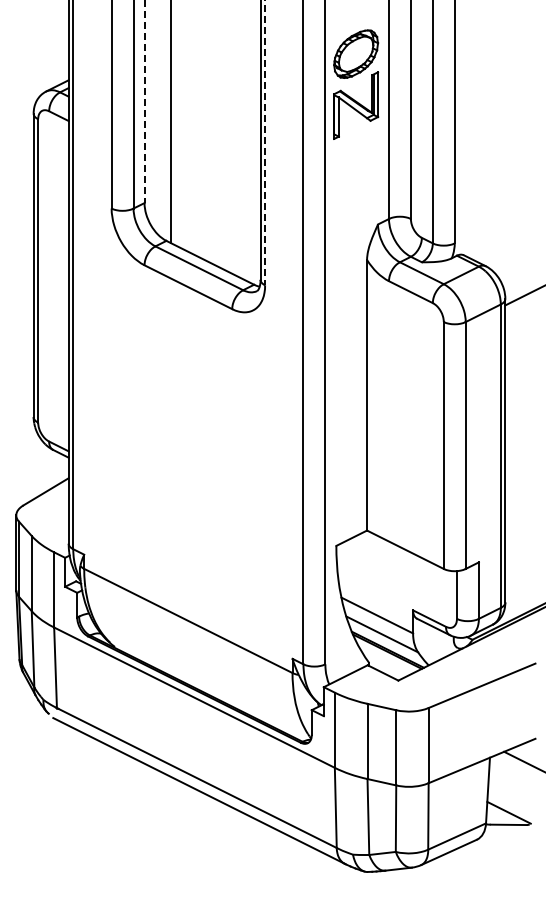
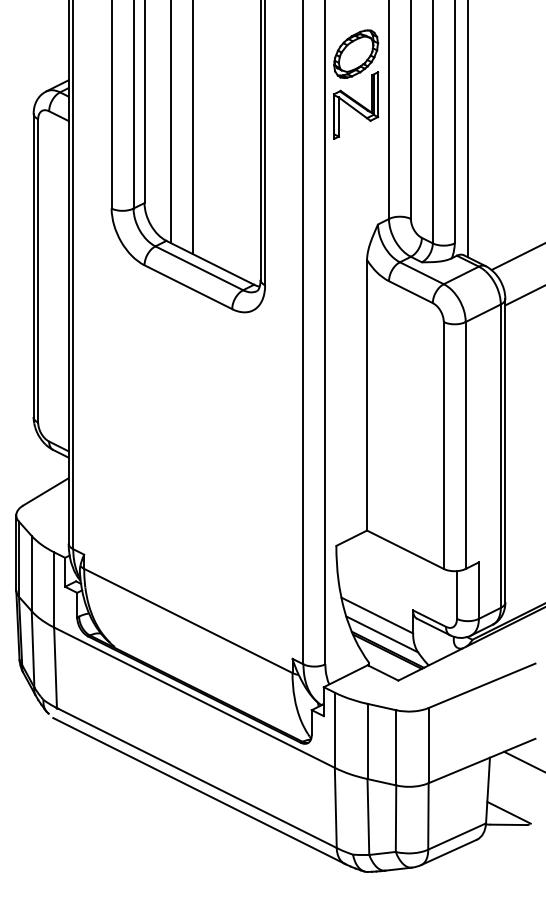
line: dashed -> solid (144, 102)
line: none -> present (192, 128)
line: none -> present (467, 129)
line: dashed -> solid (265, 143)
line: none -> present (516, 257)
